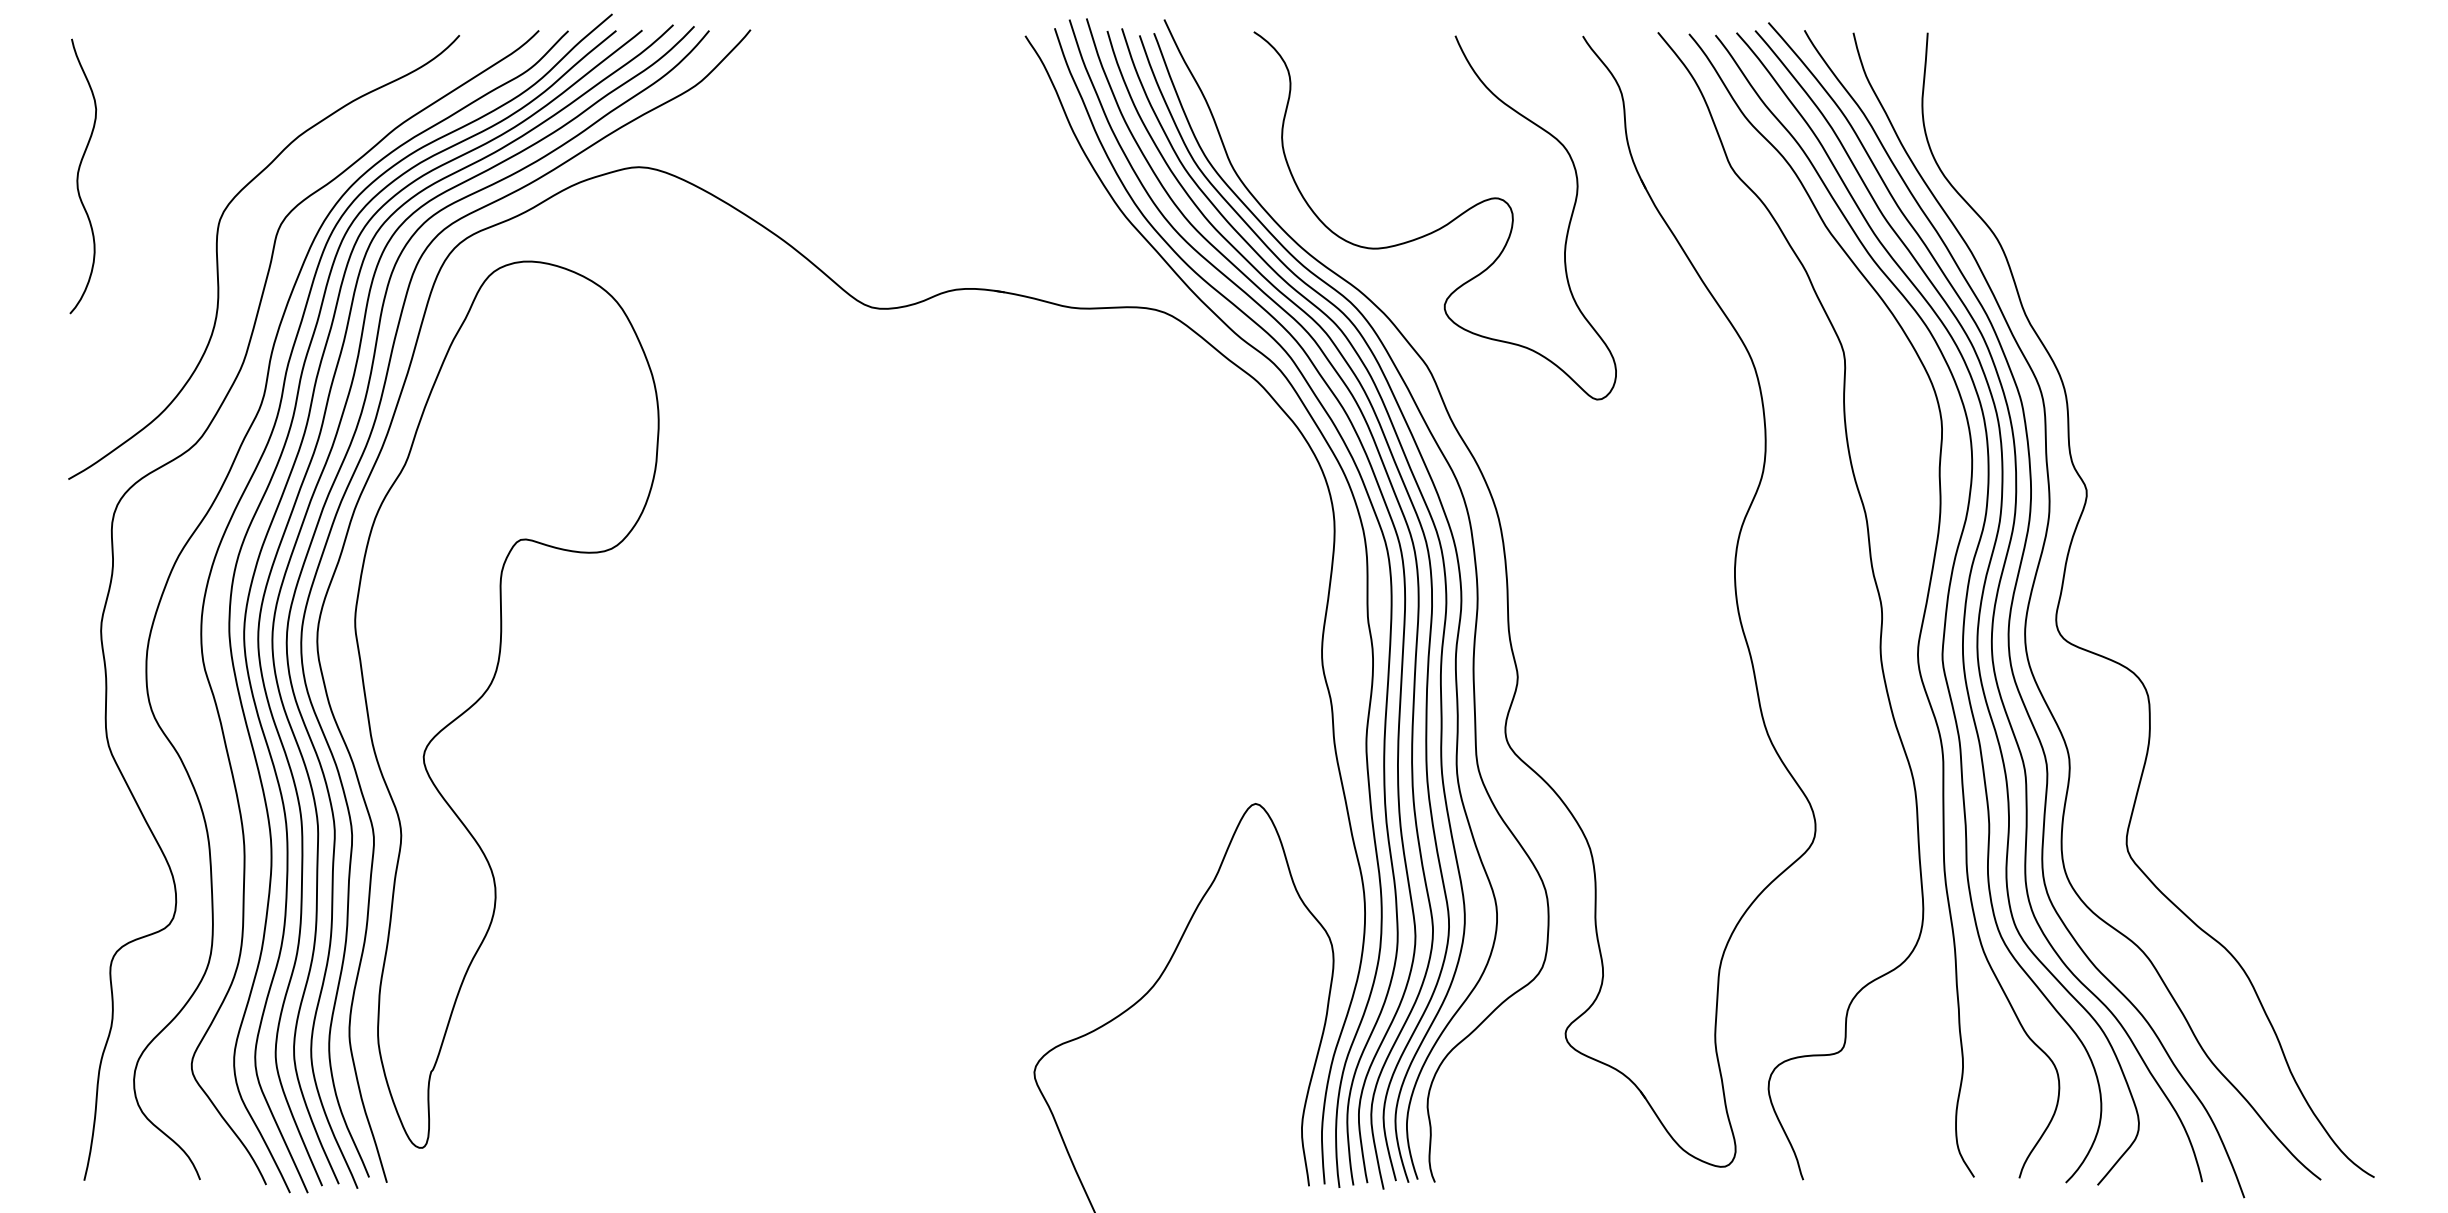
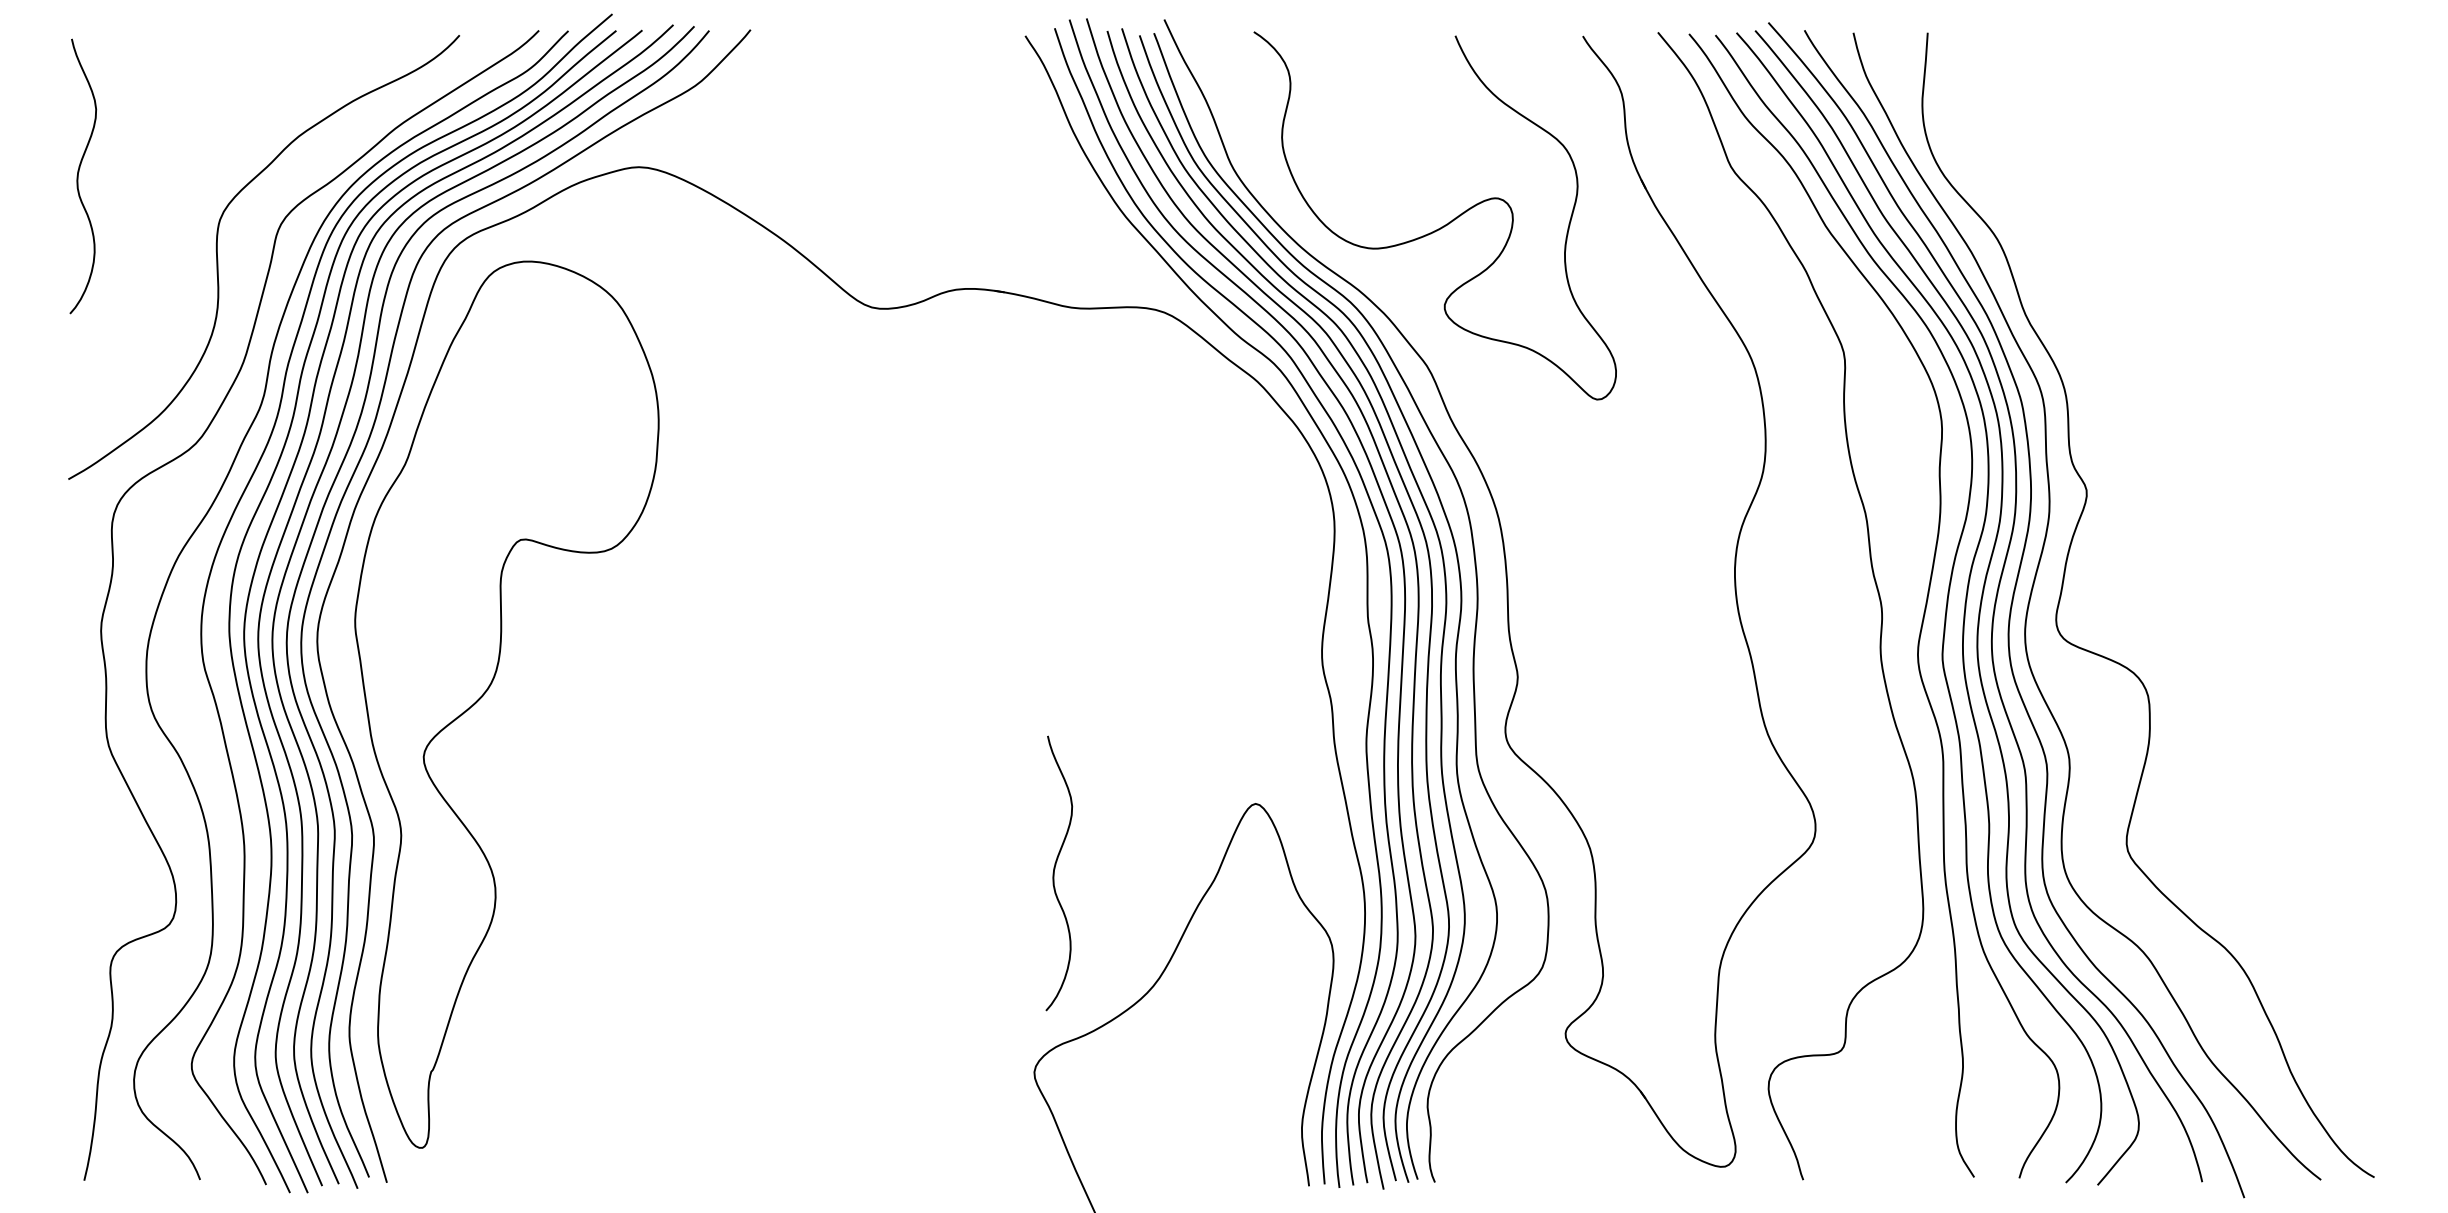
curve: none -> present (1054, 873)
